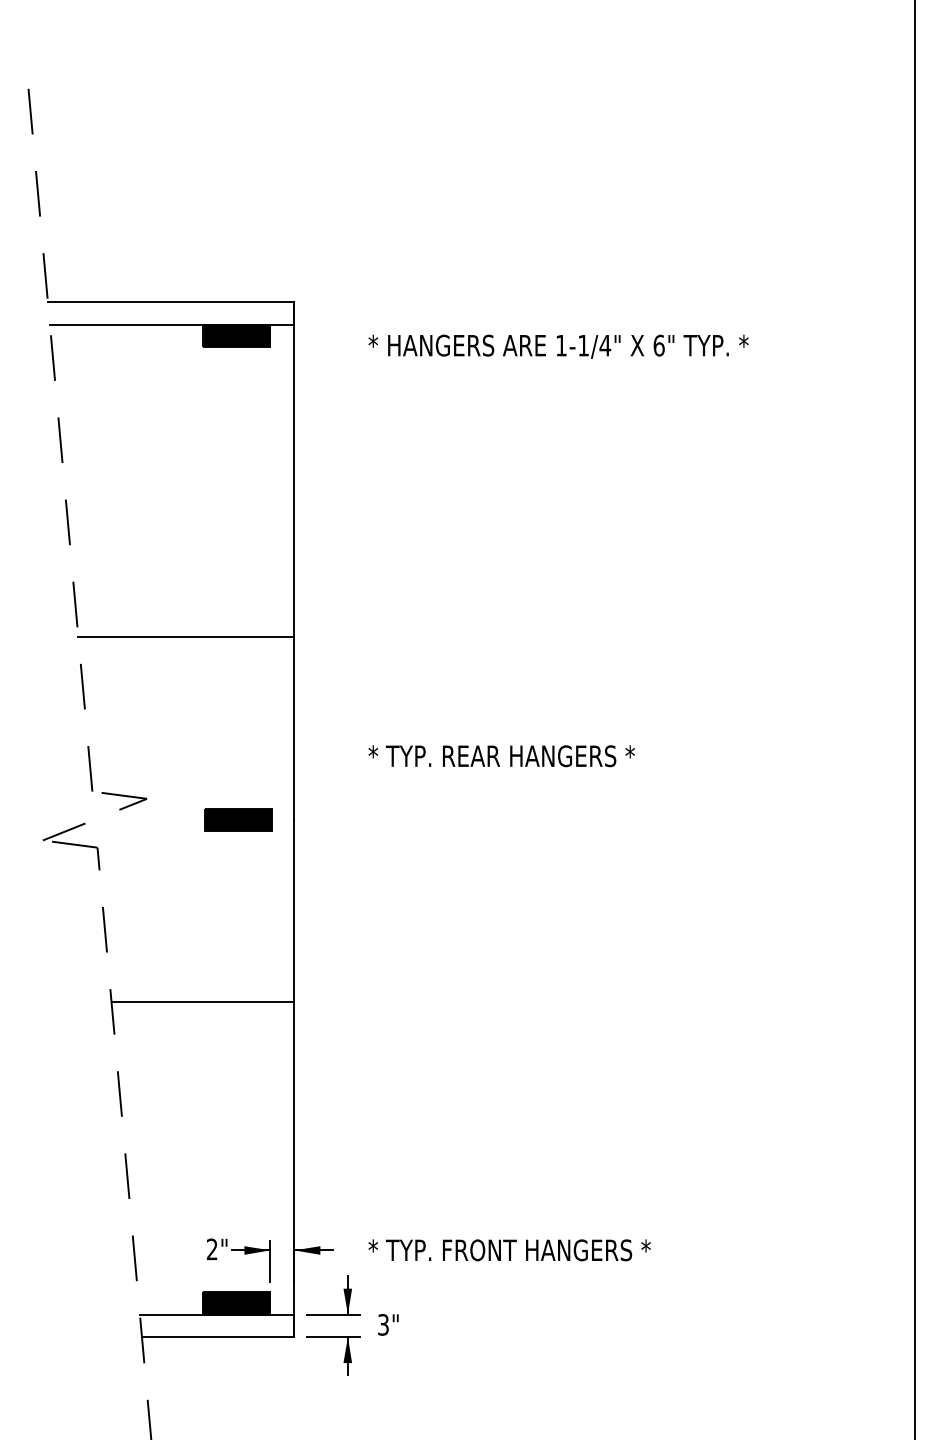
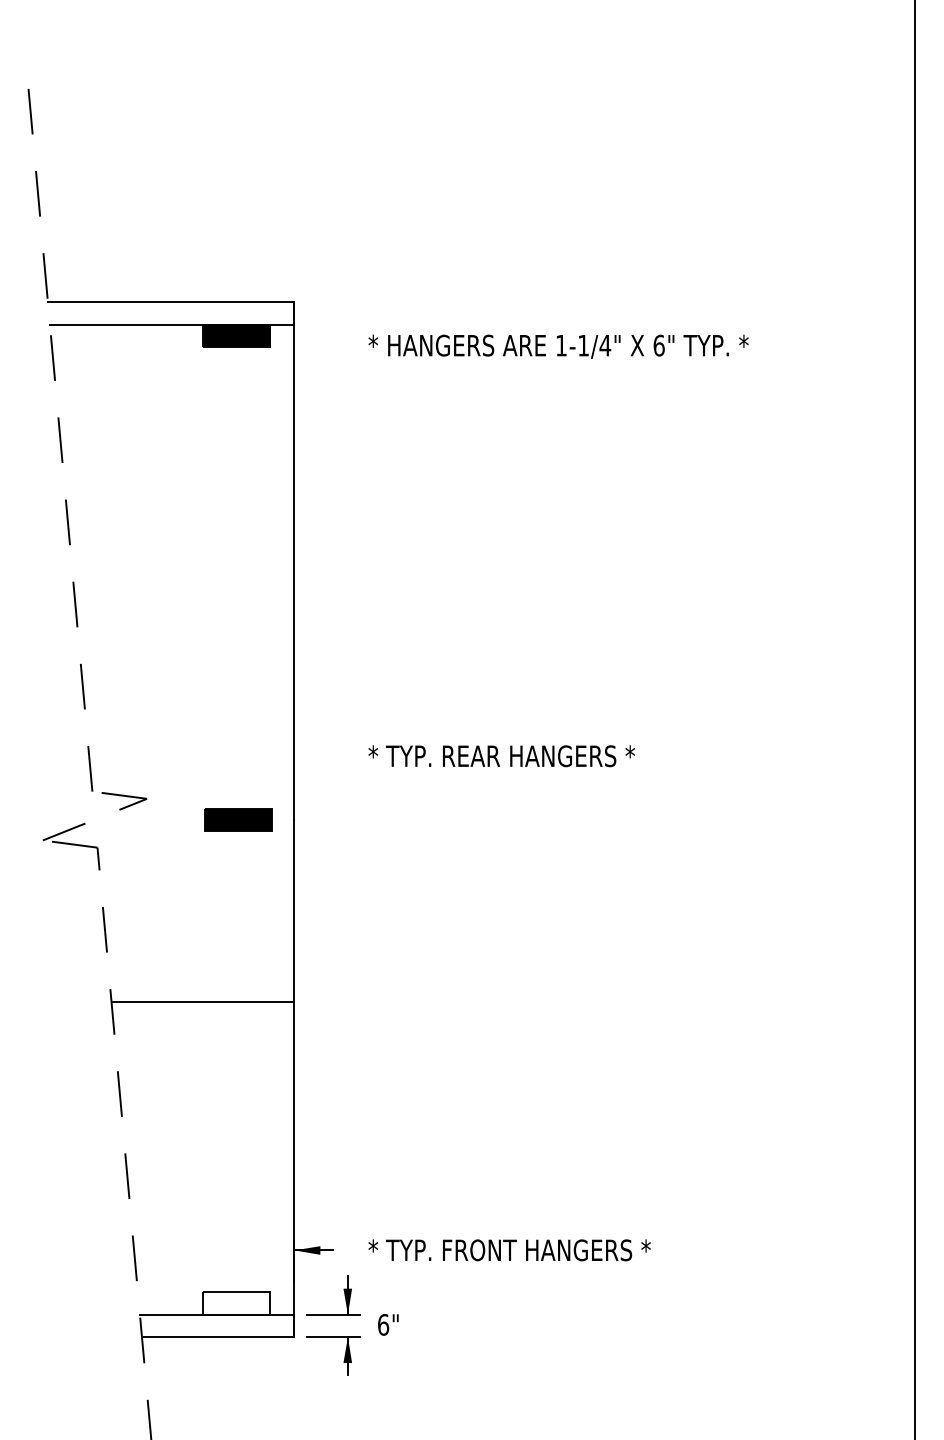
line: present -> none (186, 637)
part: present -> none (244, 1254)
fill: present -> none (236, 1303)
text: 3" -> 6" (383, 1324)
